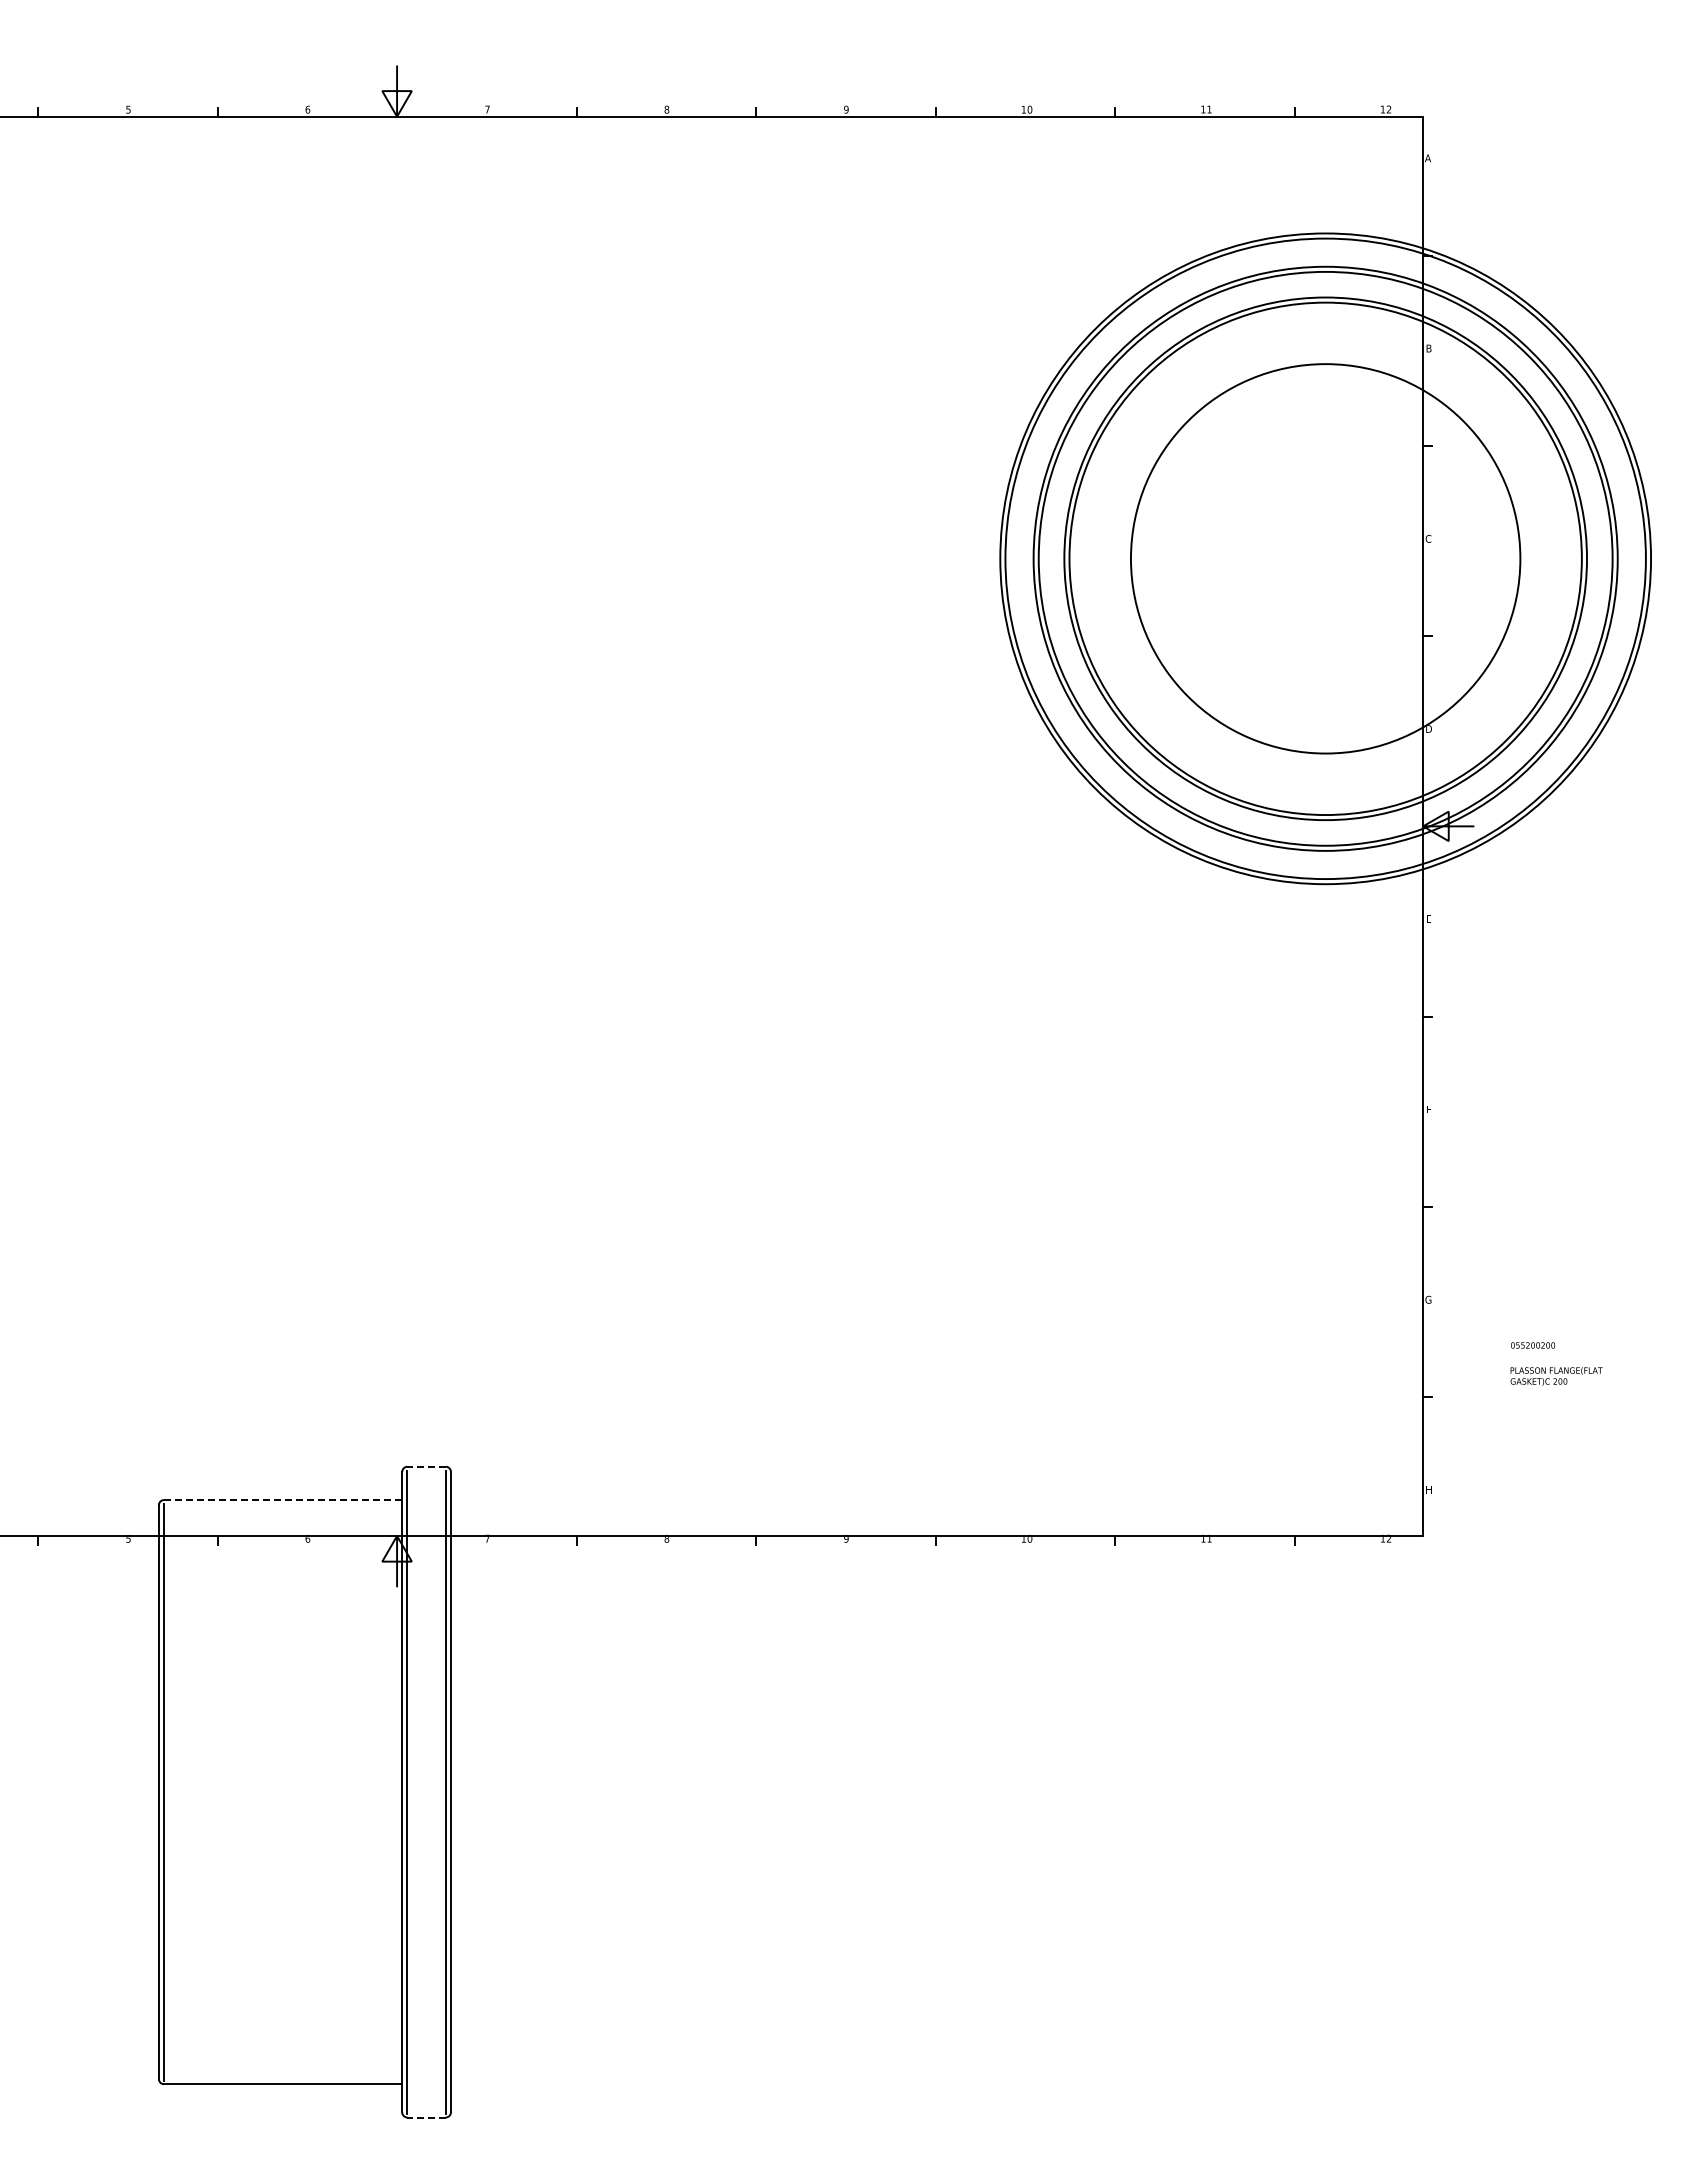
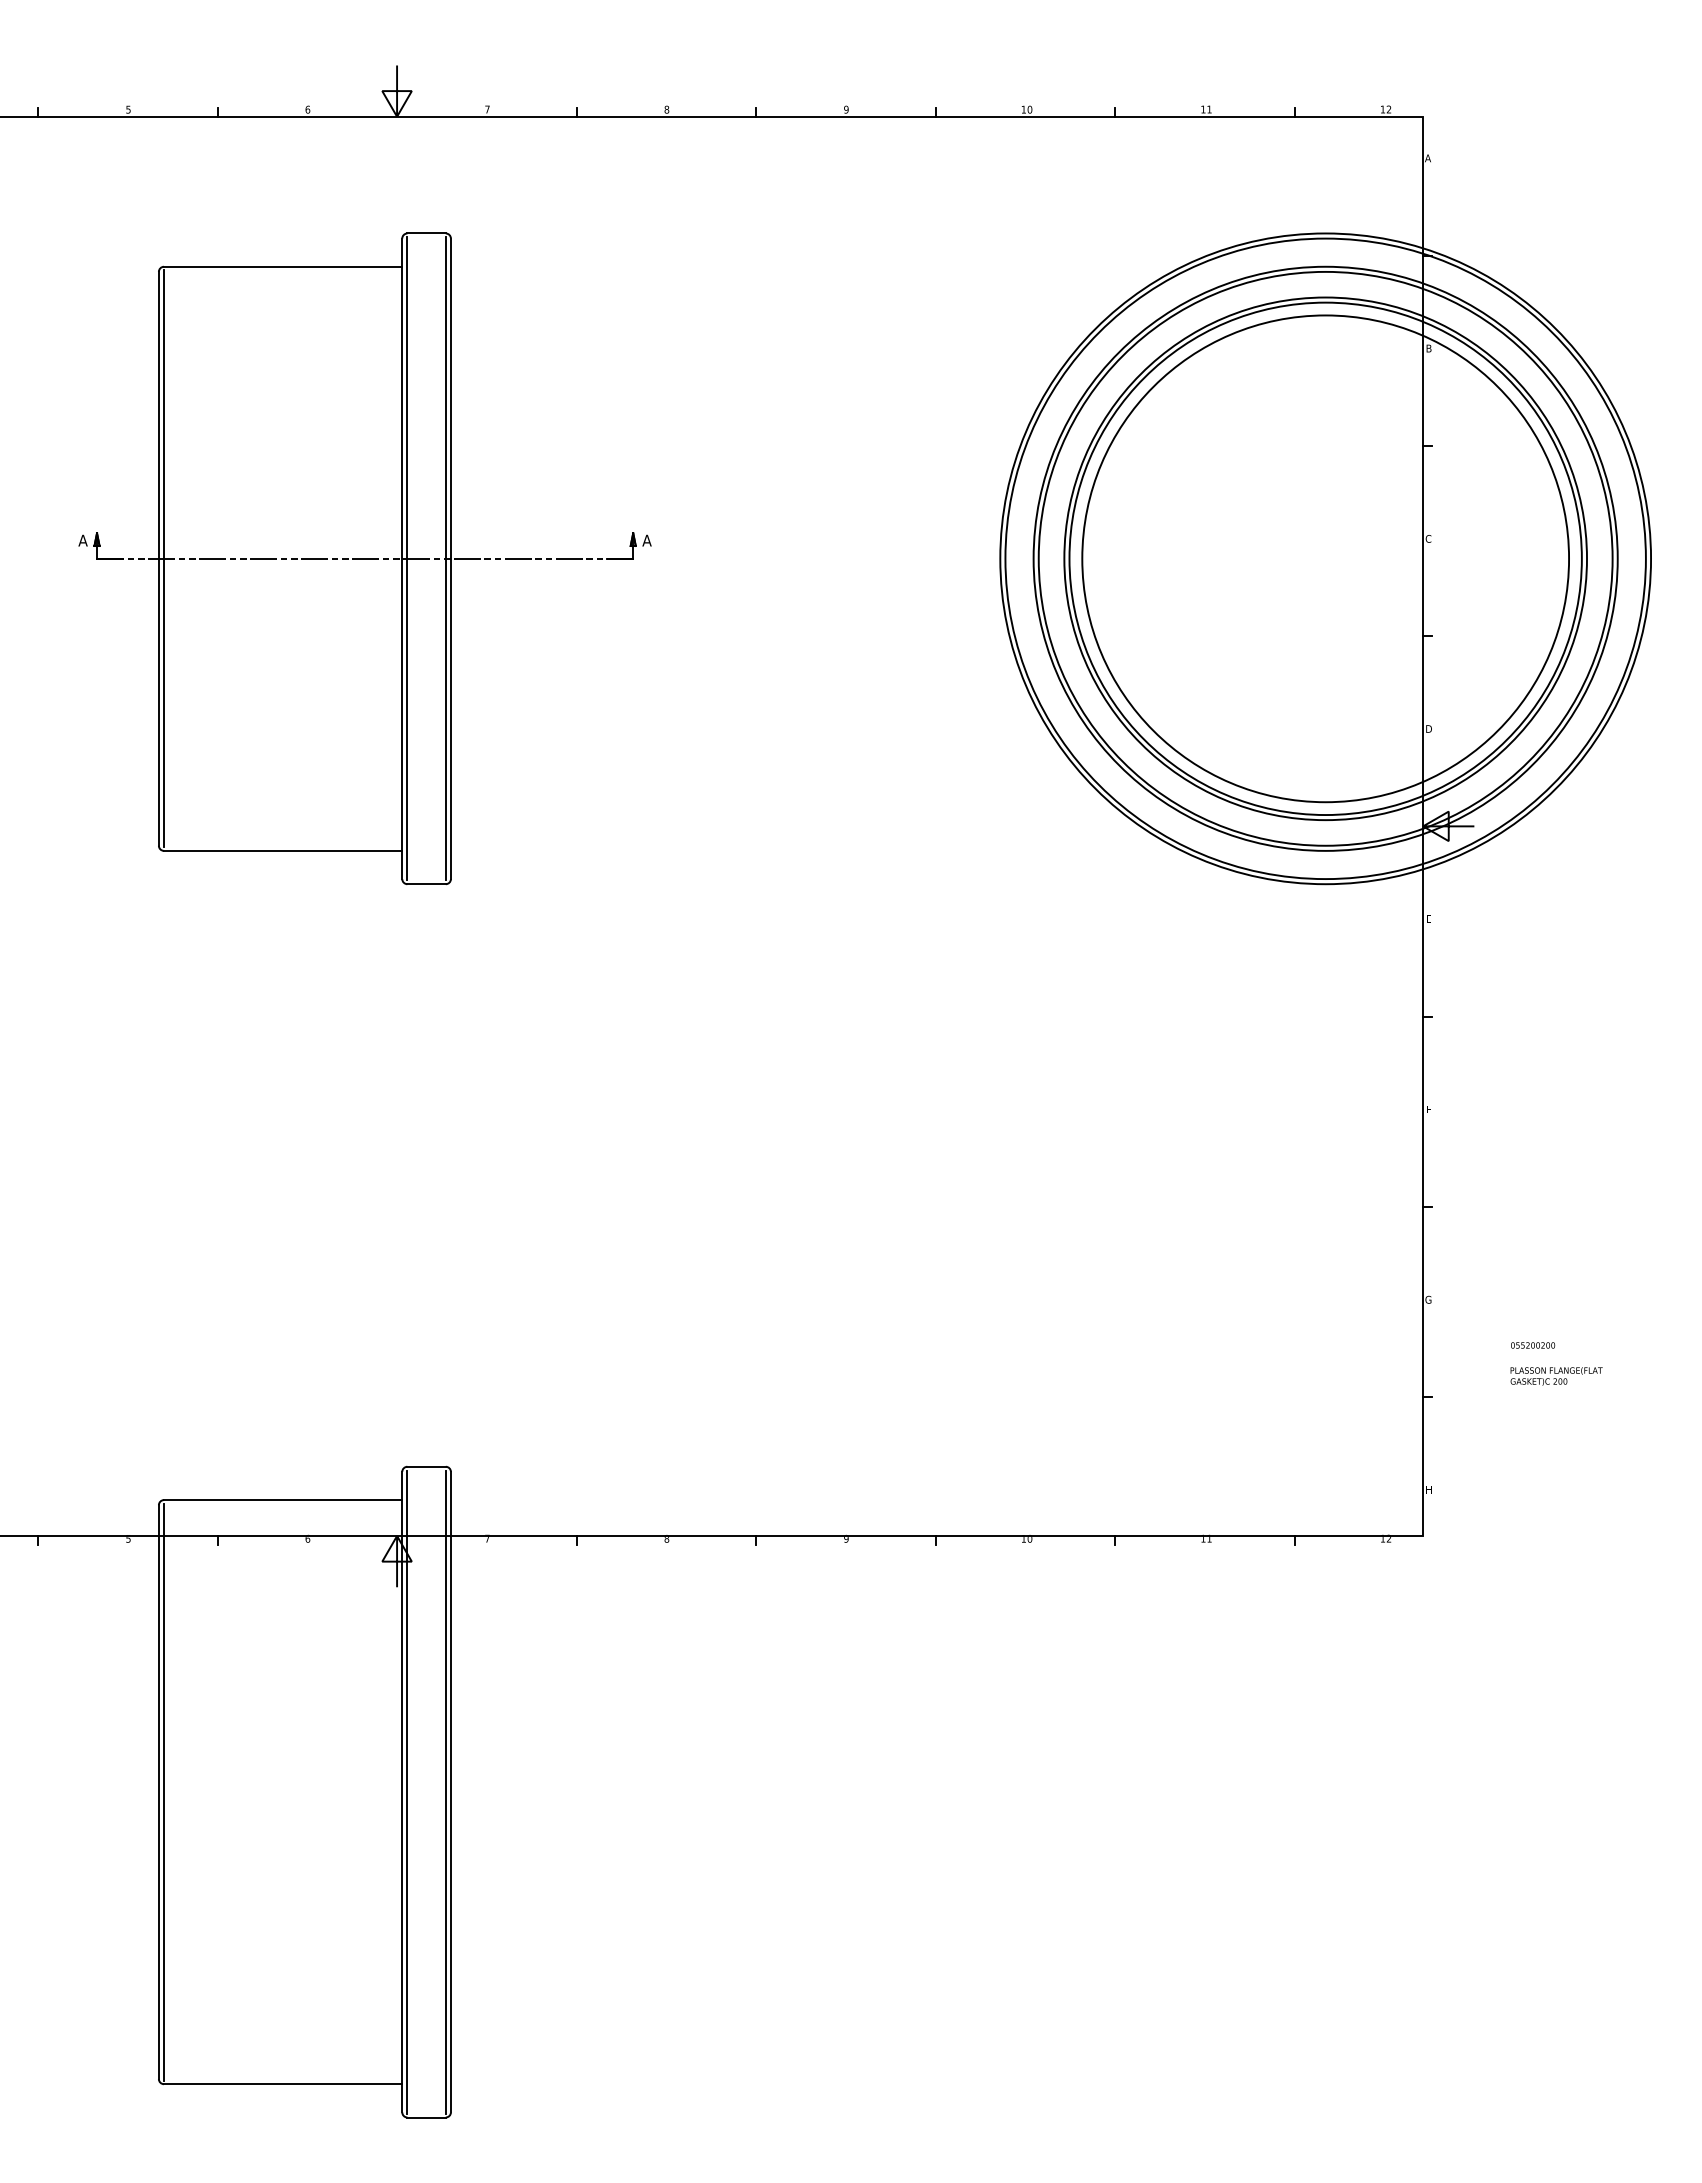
part: none -> present (364, 558)
circle diameter: 389 px -> 487 px (1325, 558)
line: dashed -> solid (426, 1466)
line: dashed -> solid (282, 1500)
line: dashed -> solid (426, 2117)
